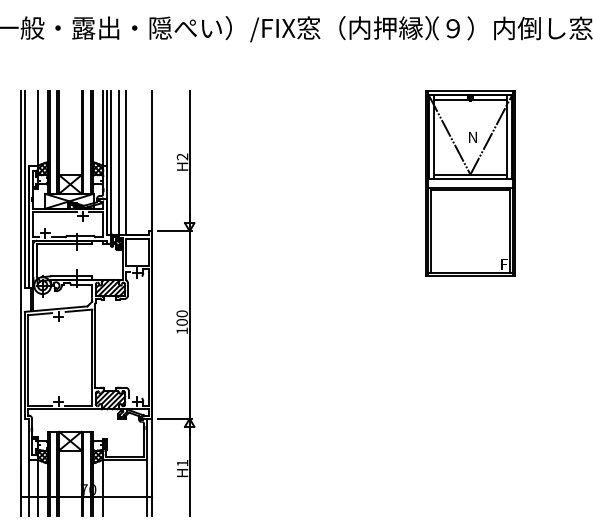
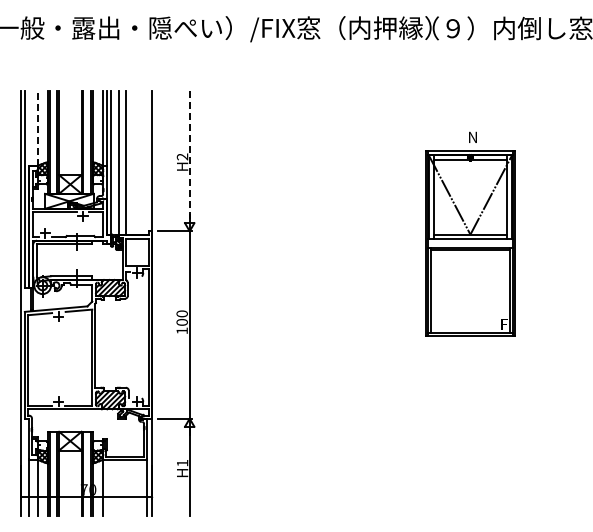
line: solid -> dashed (37, 127)
line: solid -> dashed (189, 156)
part position: (470, 183) -> (470, 243) (470, 243)
